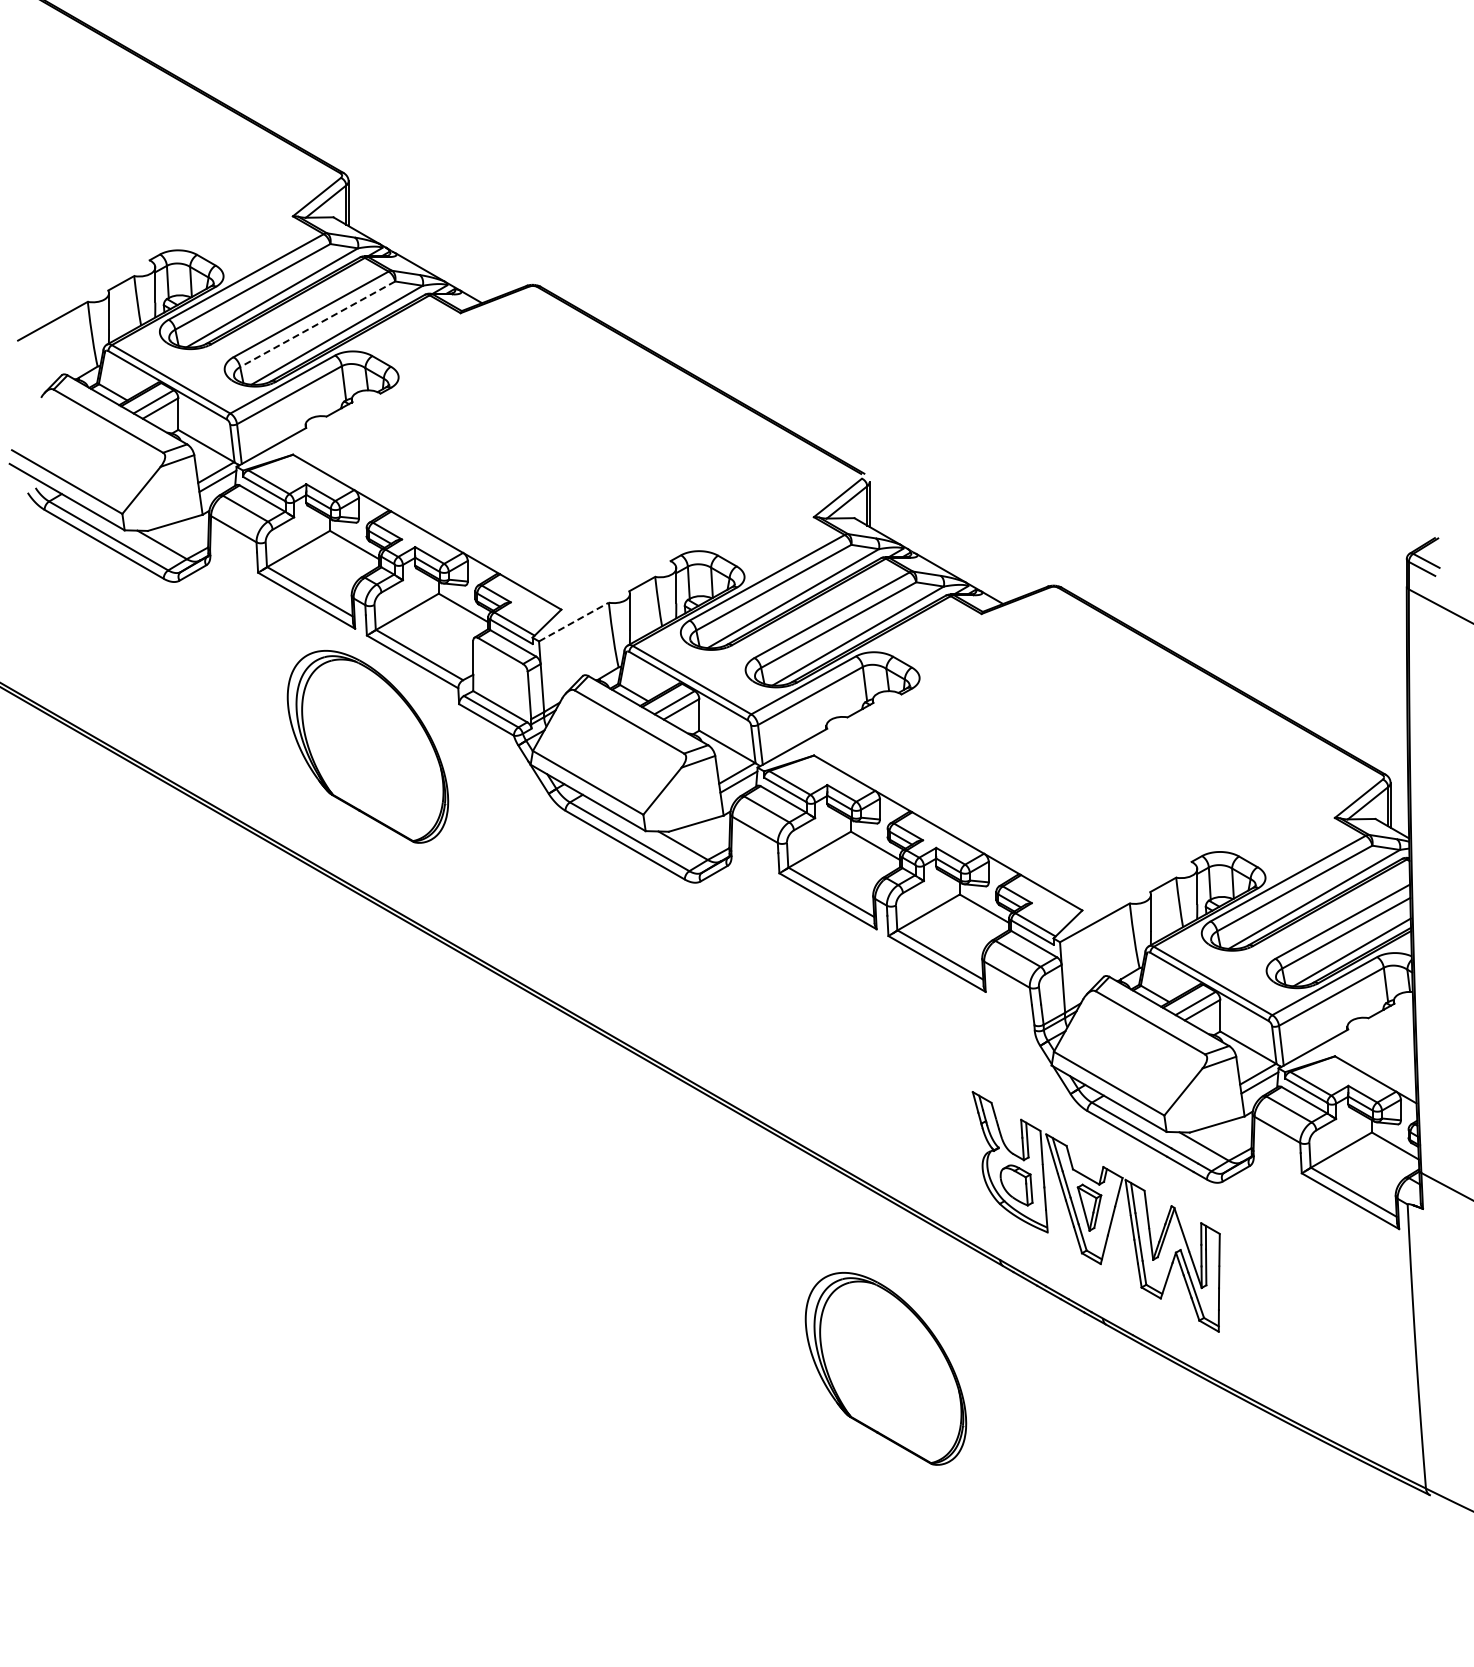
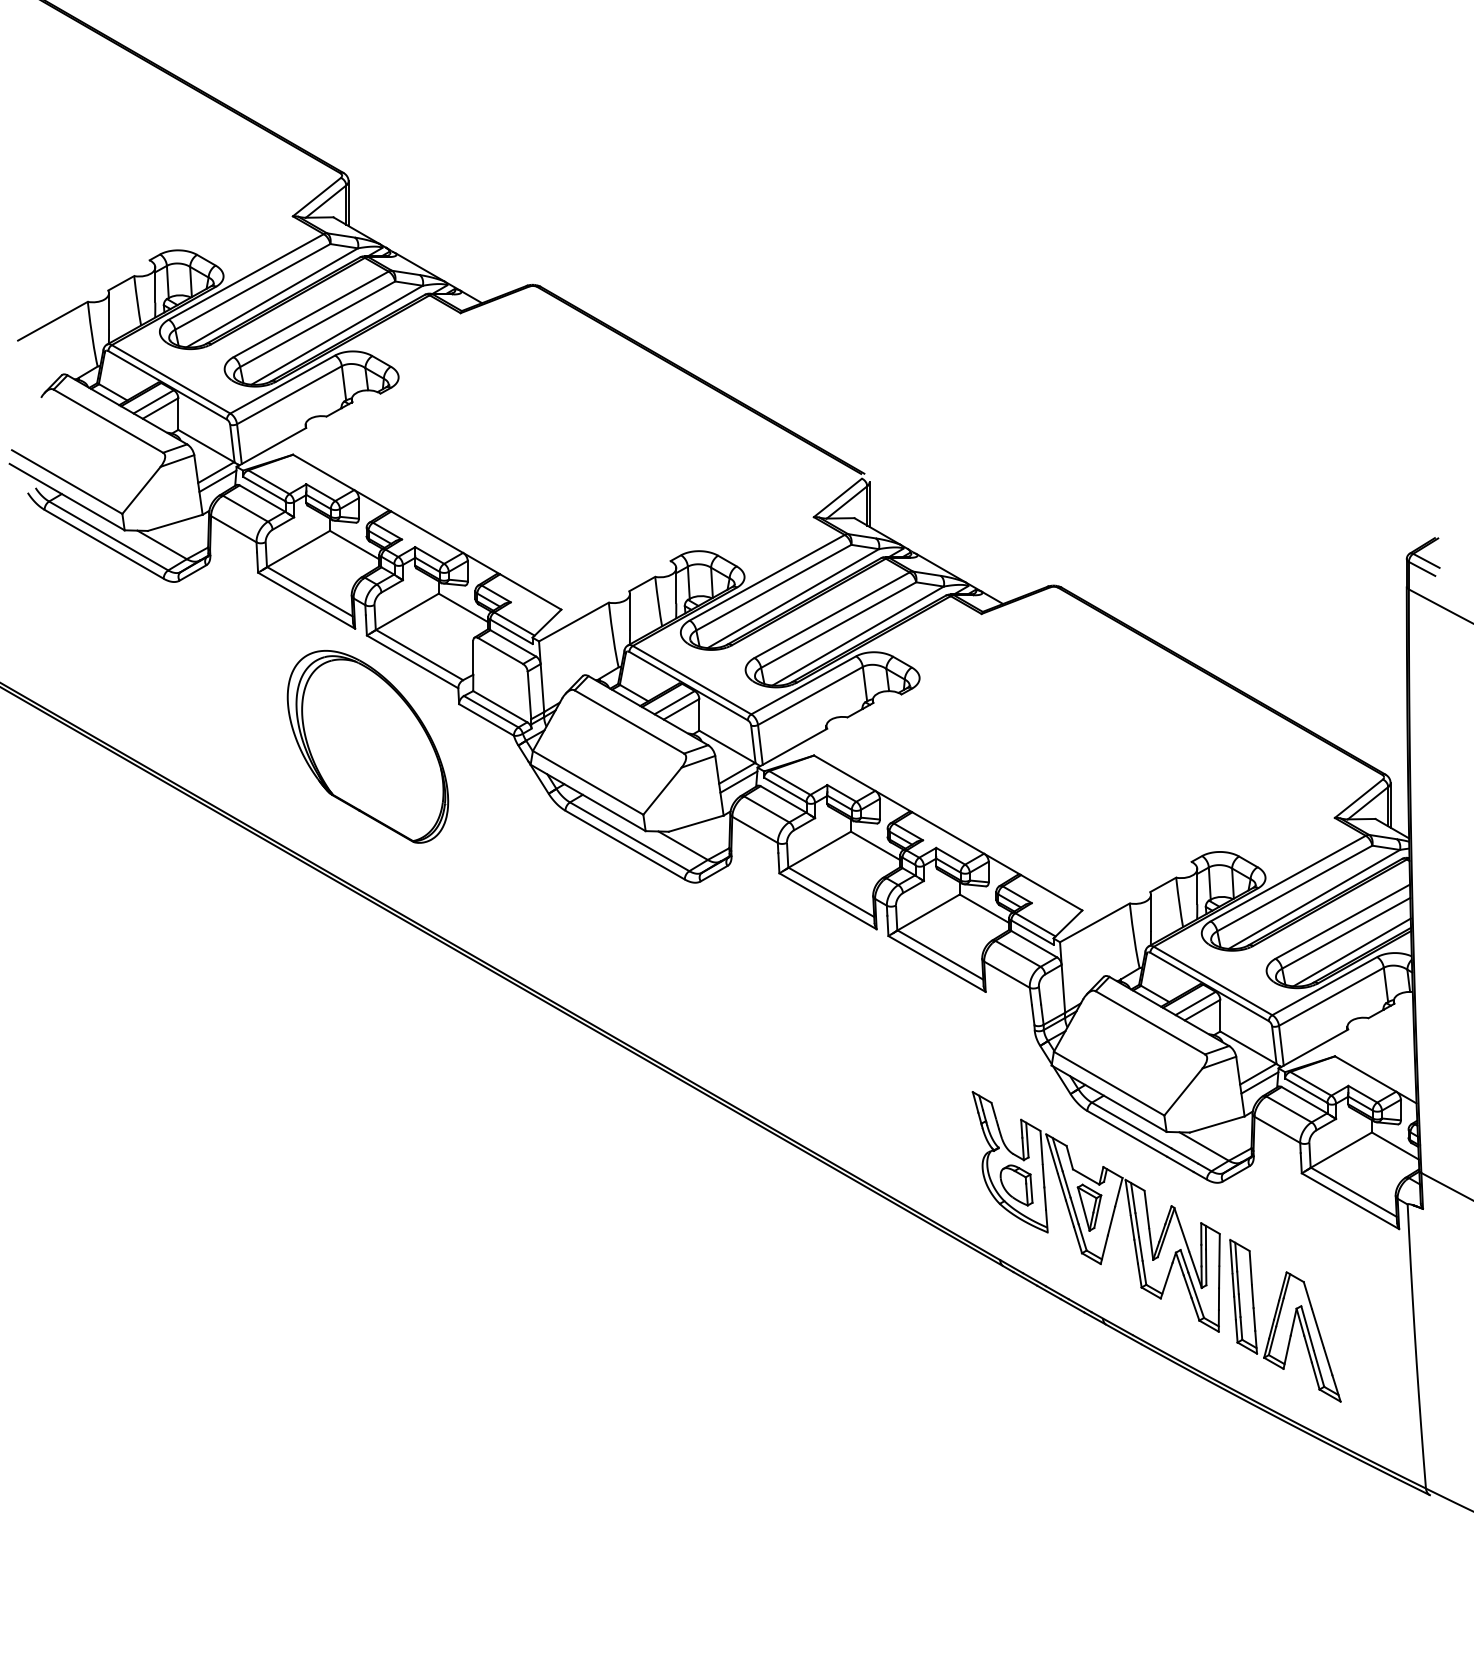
line: dashed -> solid (317, 324)
line: dashed -> solid (573, 622)
part: none -> present (1285, 1320)
part: present -> none (885, 1368)
